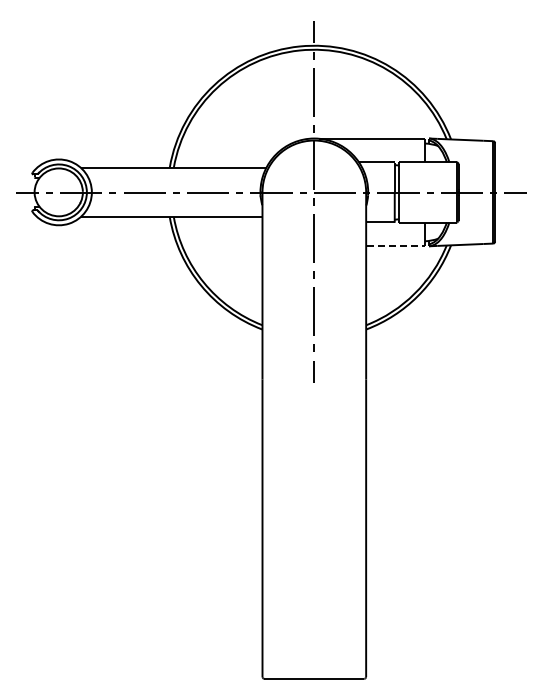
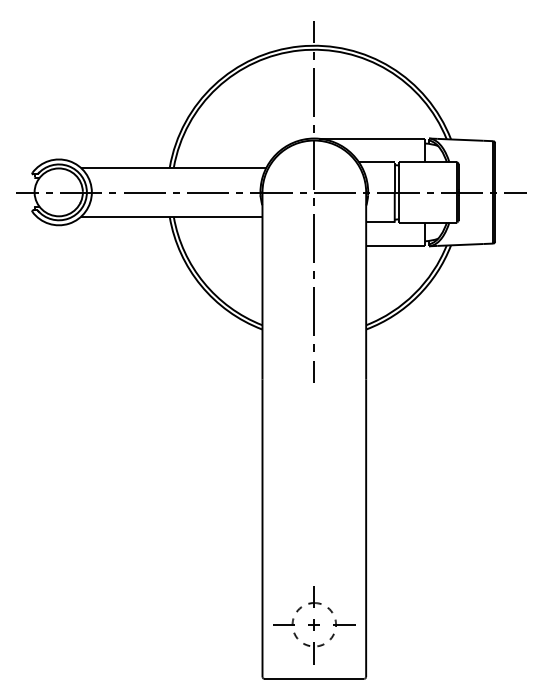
line: dashed -> solid (396, 246)
part: none -> present (314, 625)
